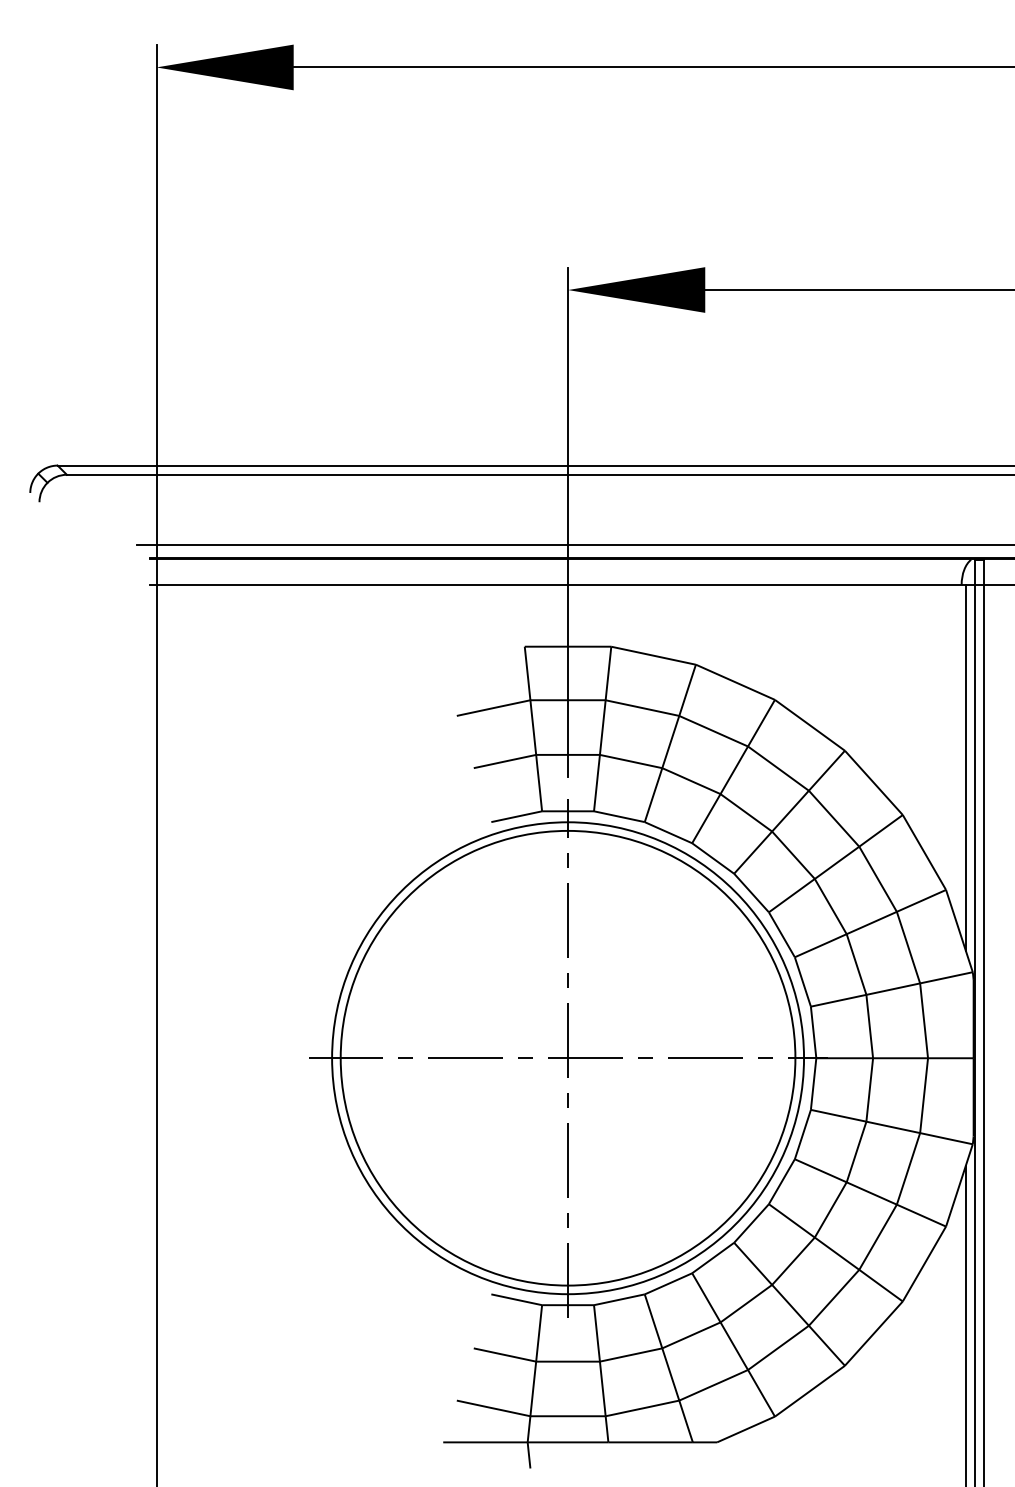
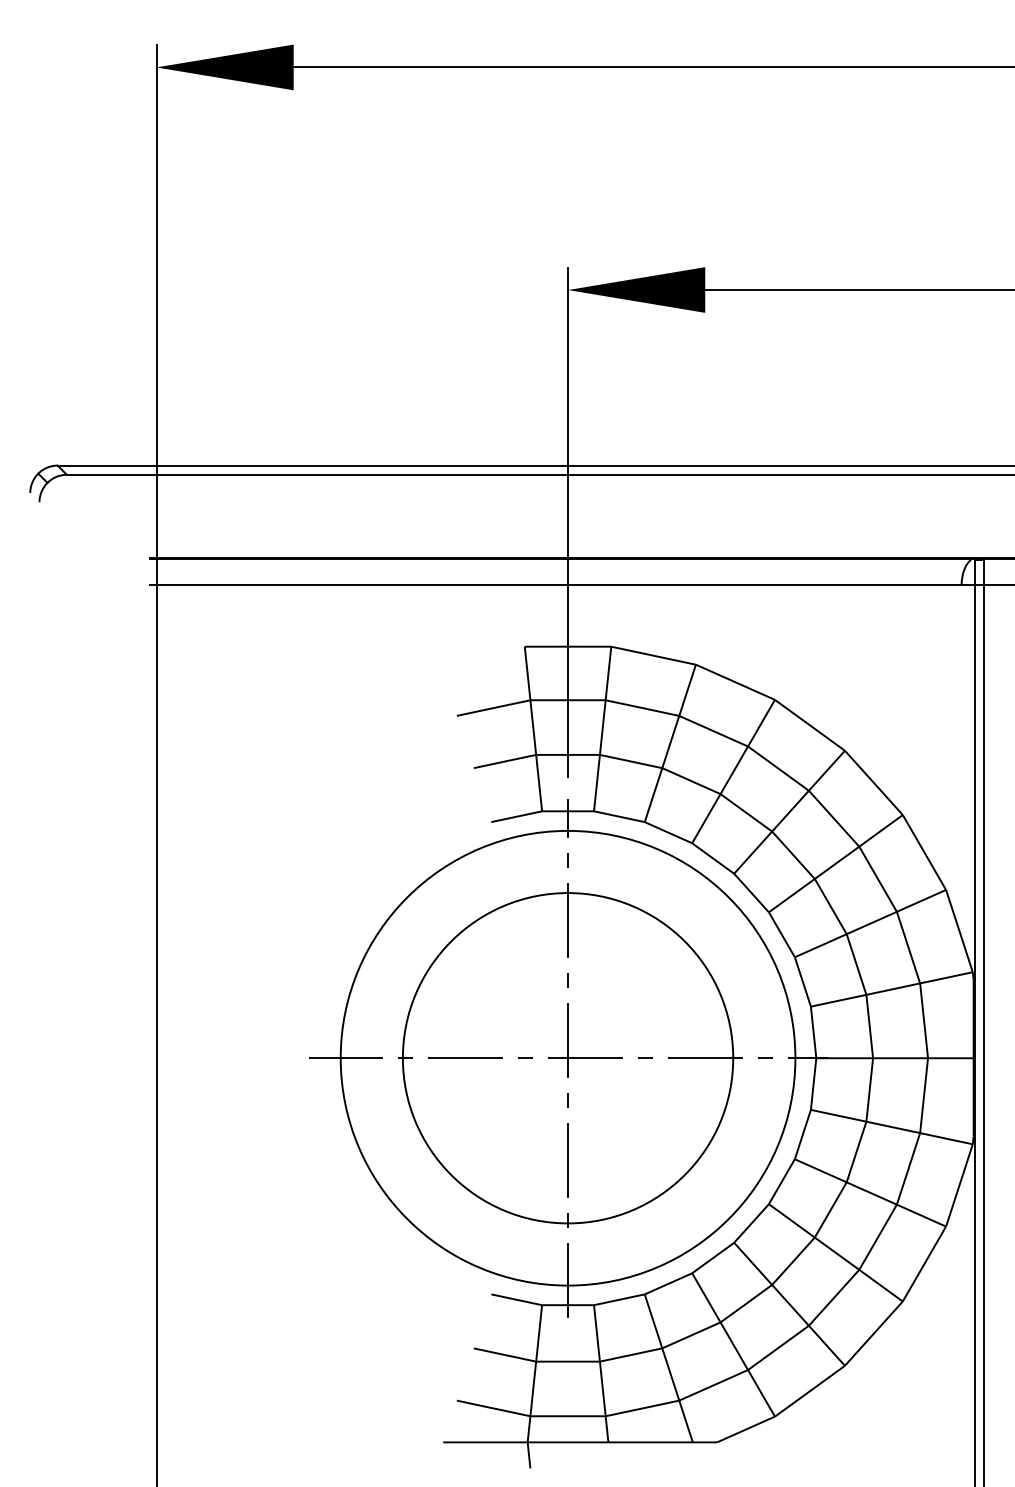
line: present -> none (574, 545)
line: present -> none (965, 767)
circle diameter: 472 px -> 330 px (567, 1058)
line: present -> none (965, 1324)
